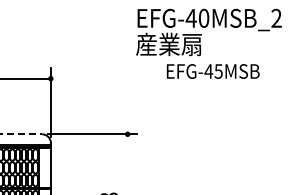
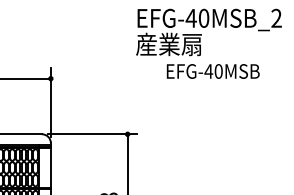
text: EFG-45MSB -> EFG-40MSB (218, 71)
line: dashed -> solid (21, 134)
line: none -> present (127, 162)
